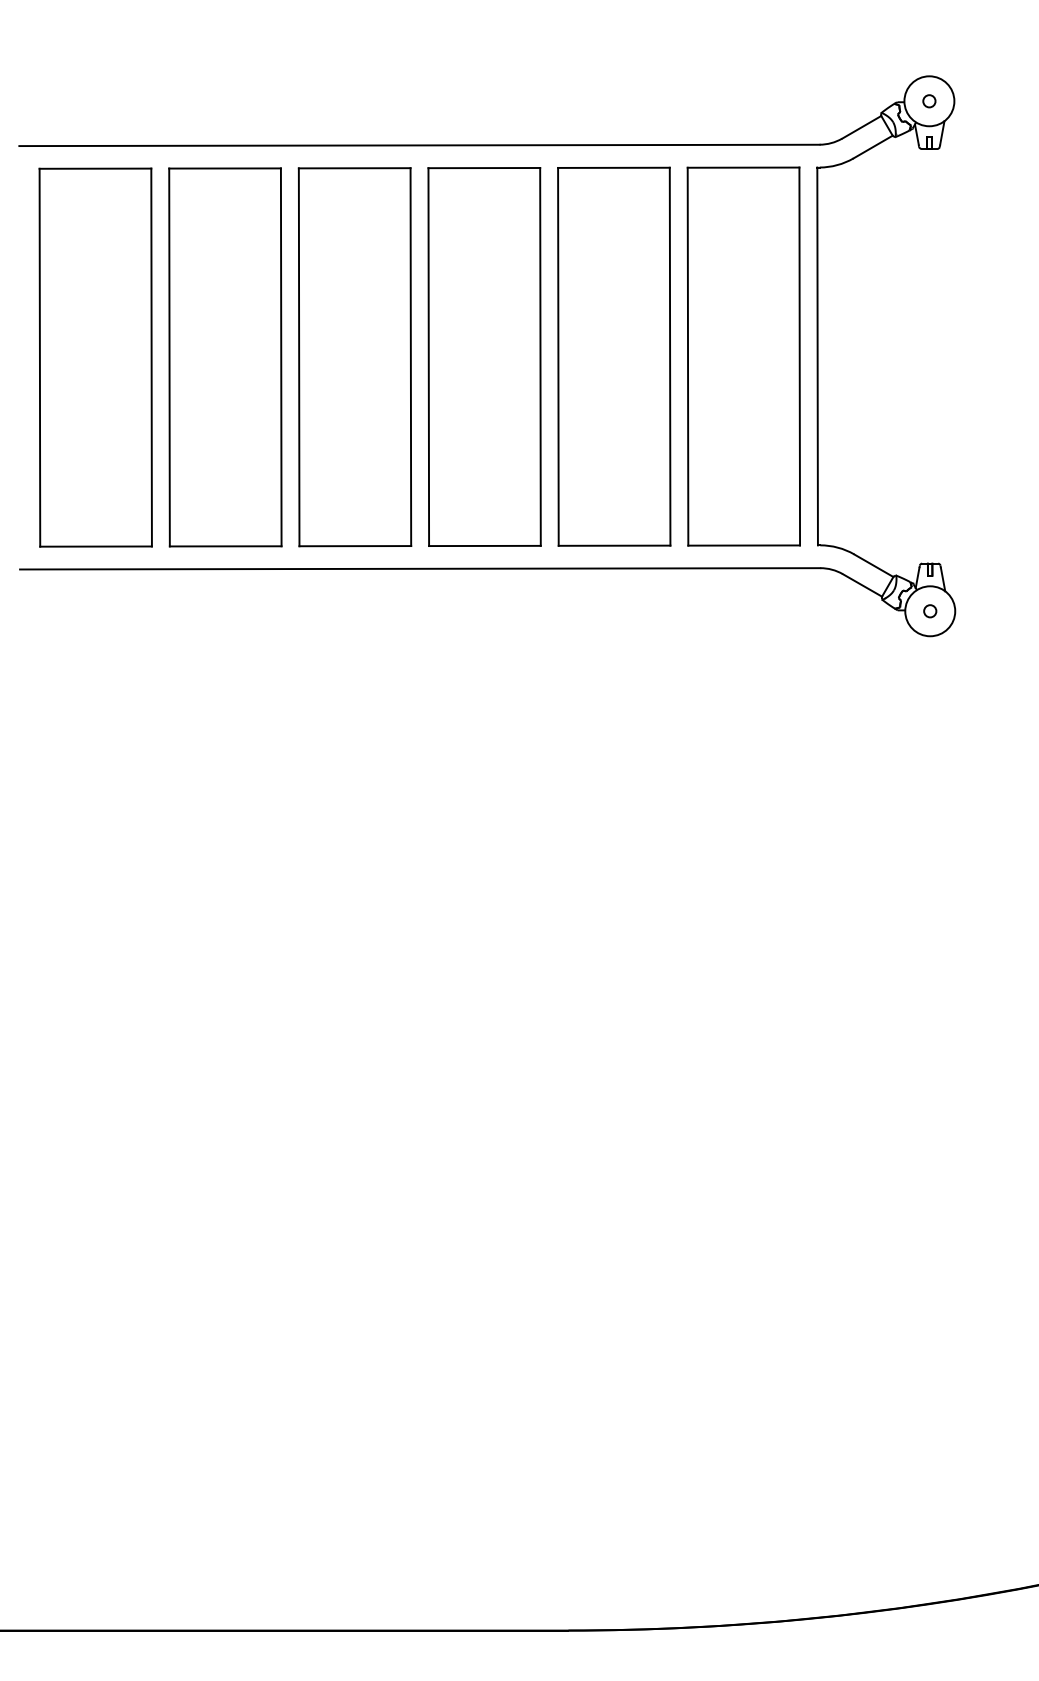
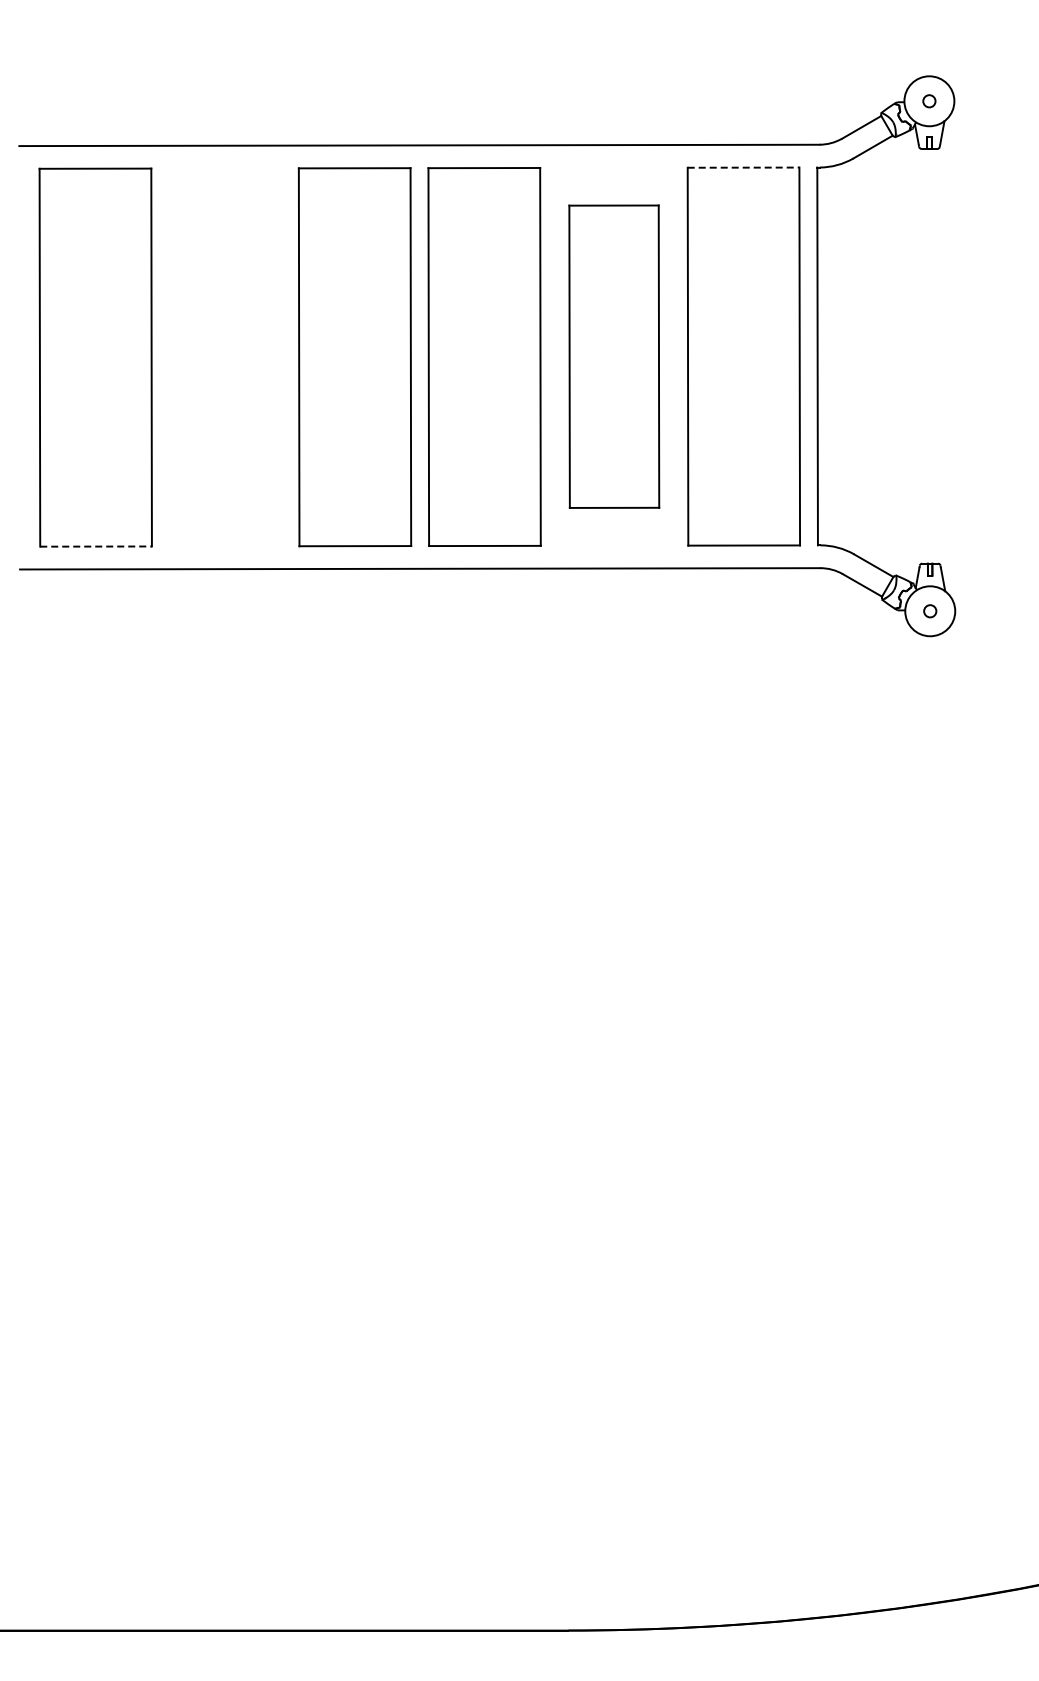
line: solid -> dashed (743, 167)
part size: 115x381 px -> 93x305 px (614, 356)
part: present -> none (225, 357)
line: solid -> dashed (96, 546)
